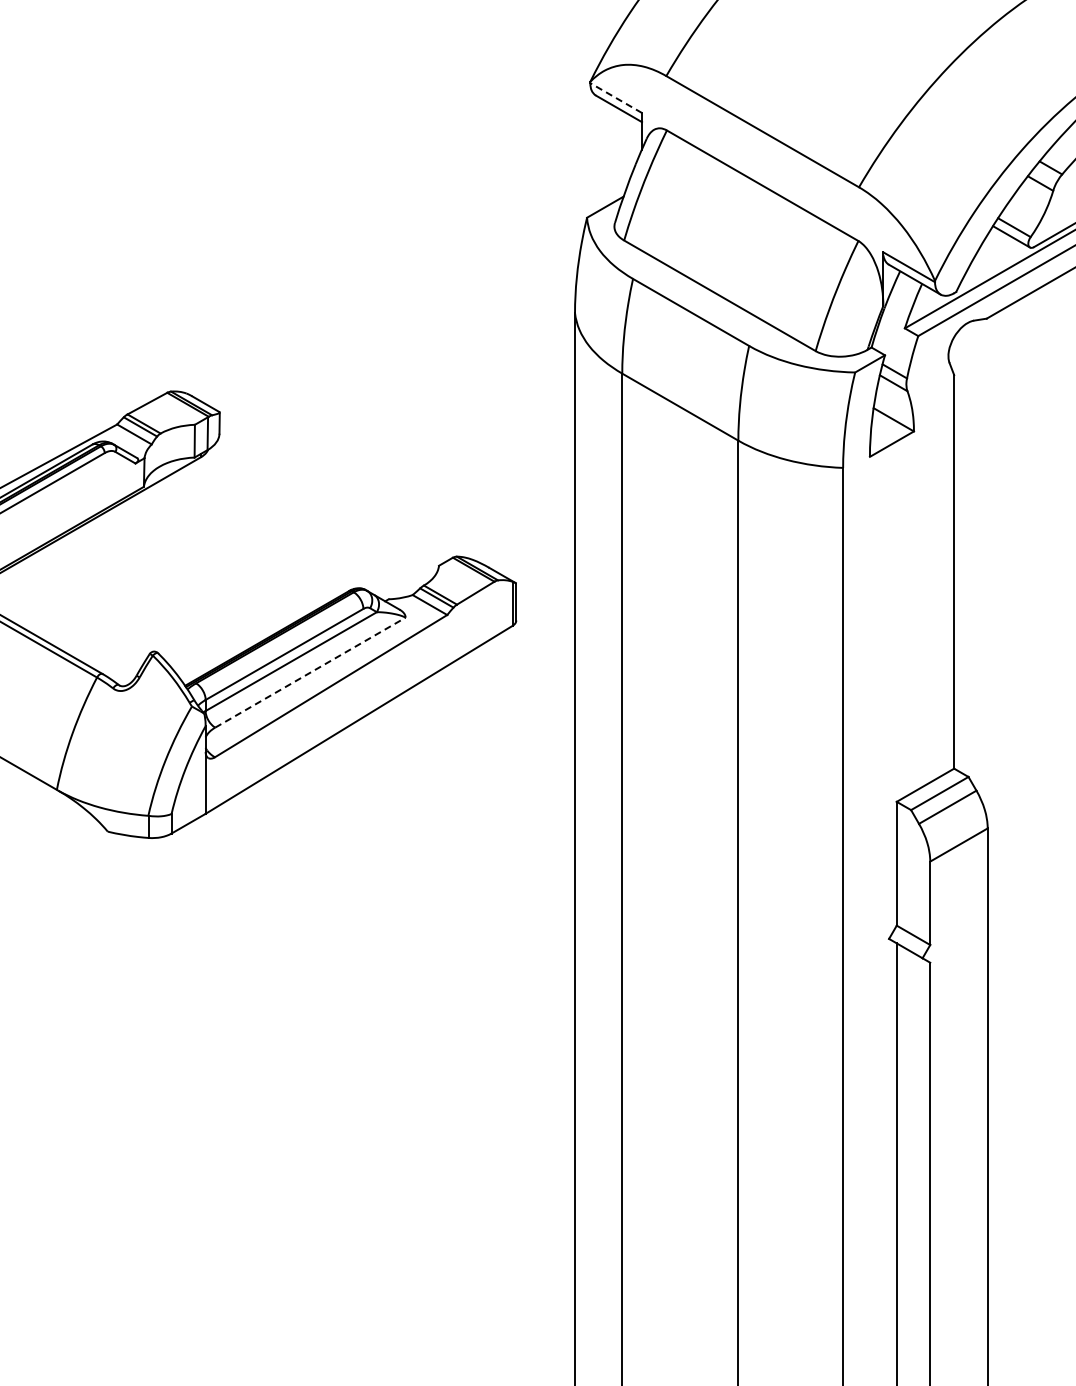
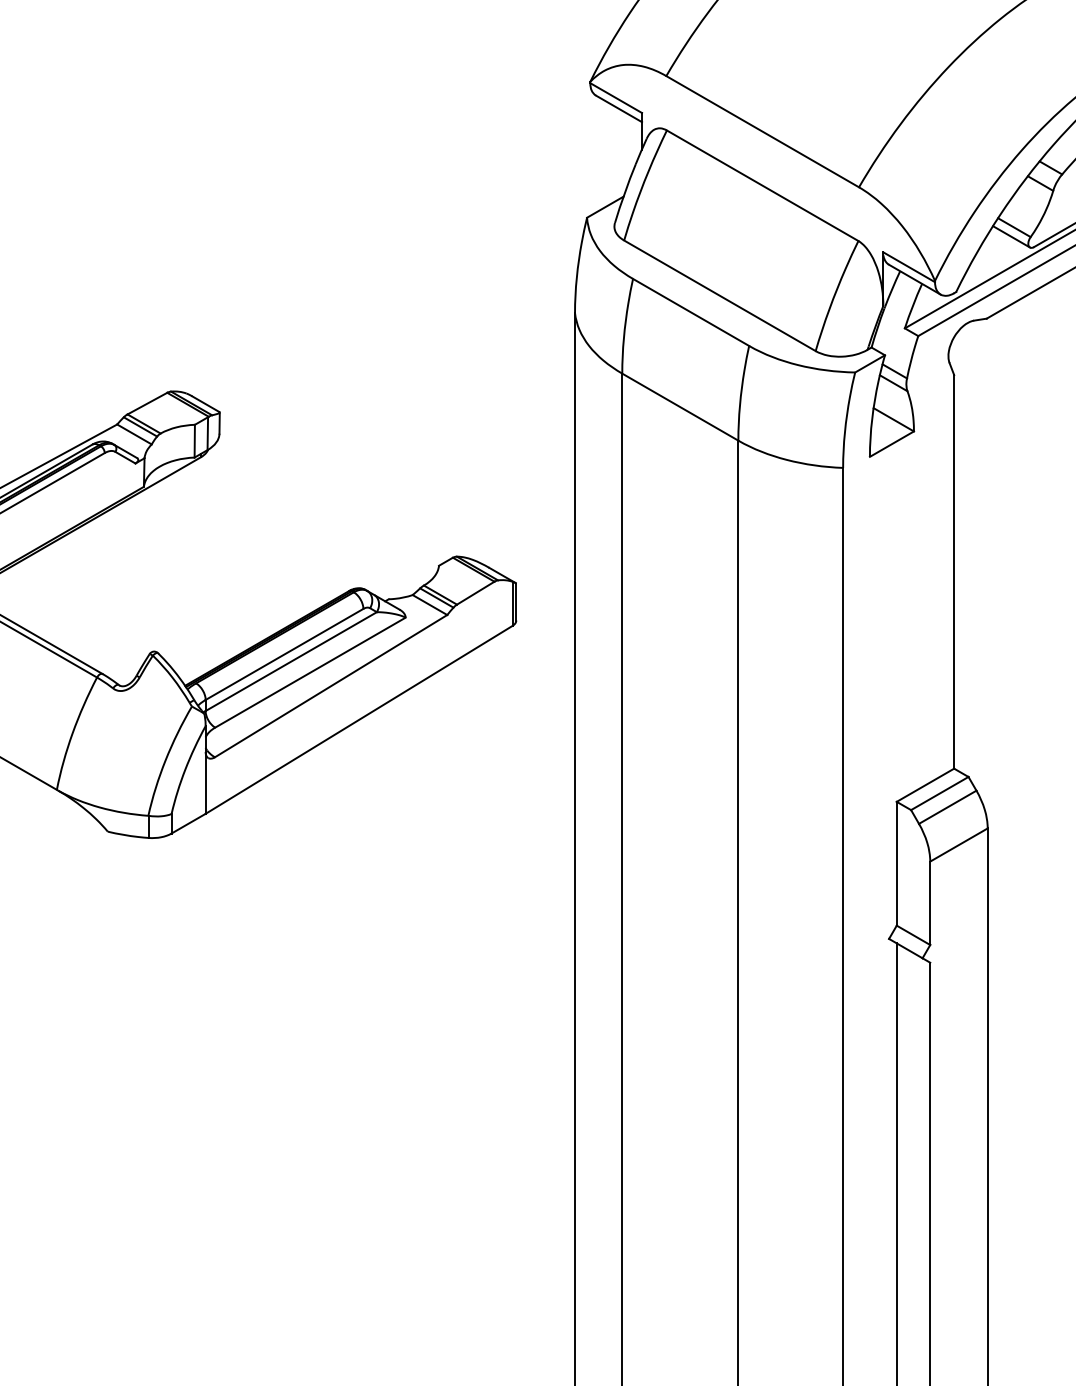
line: dashed -> solid (616, 98)
line: dashed -> solid (310, 672)
